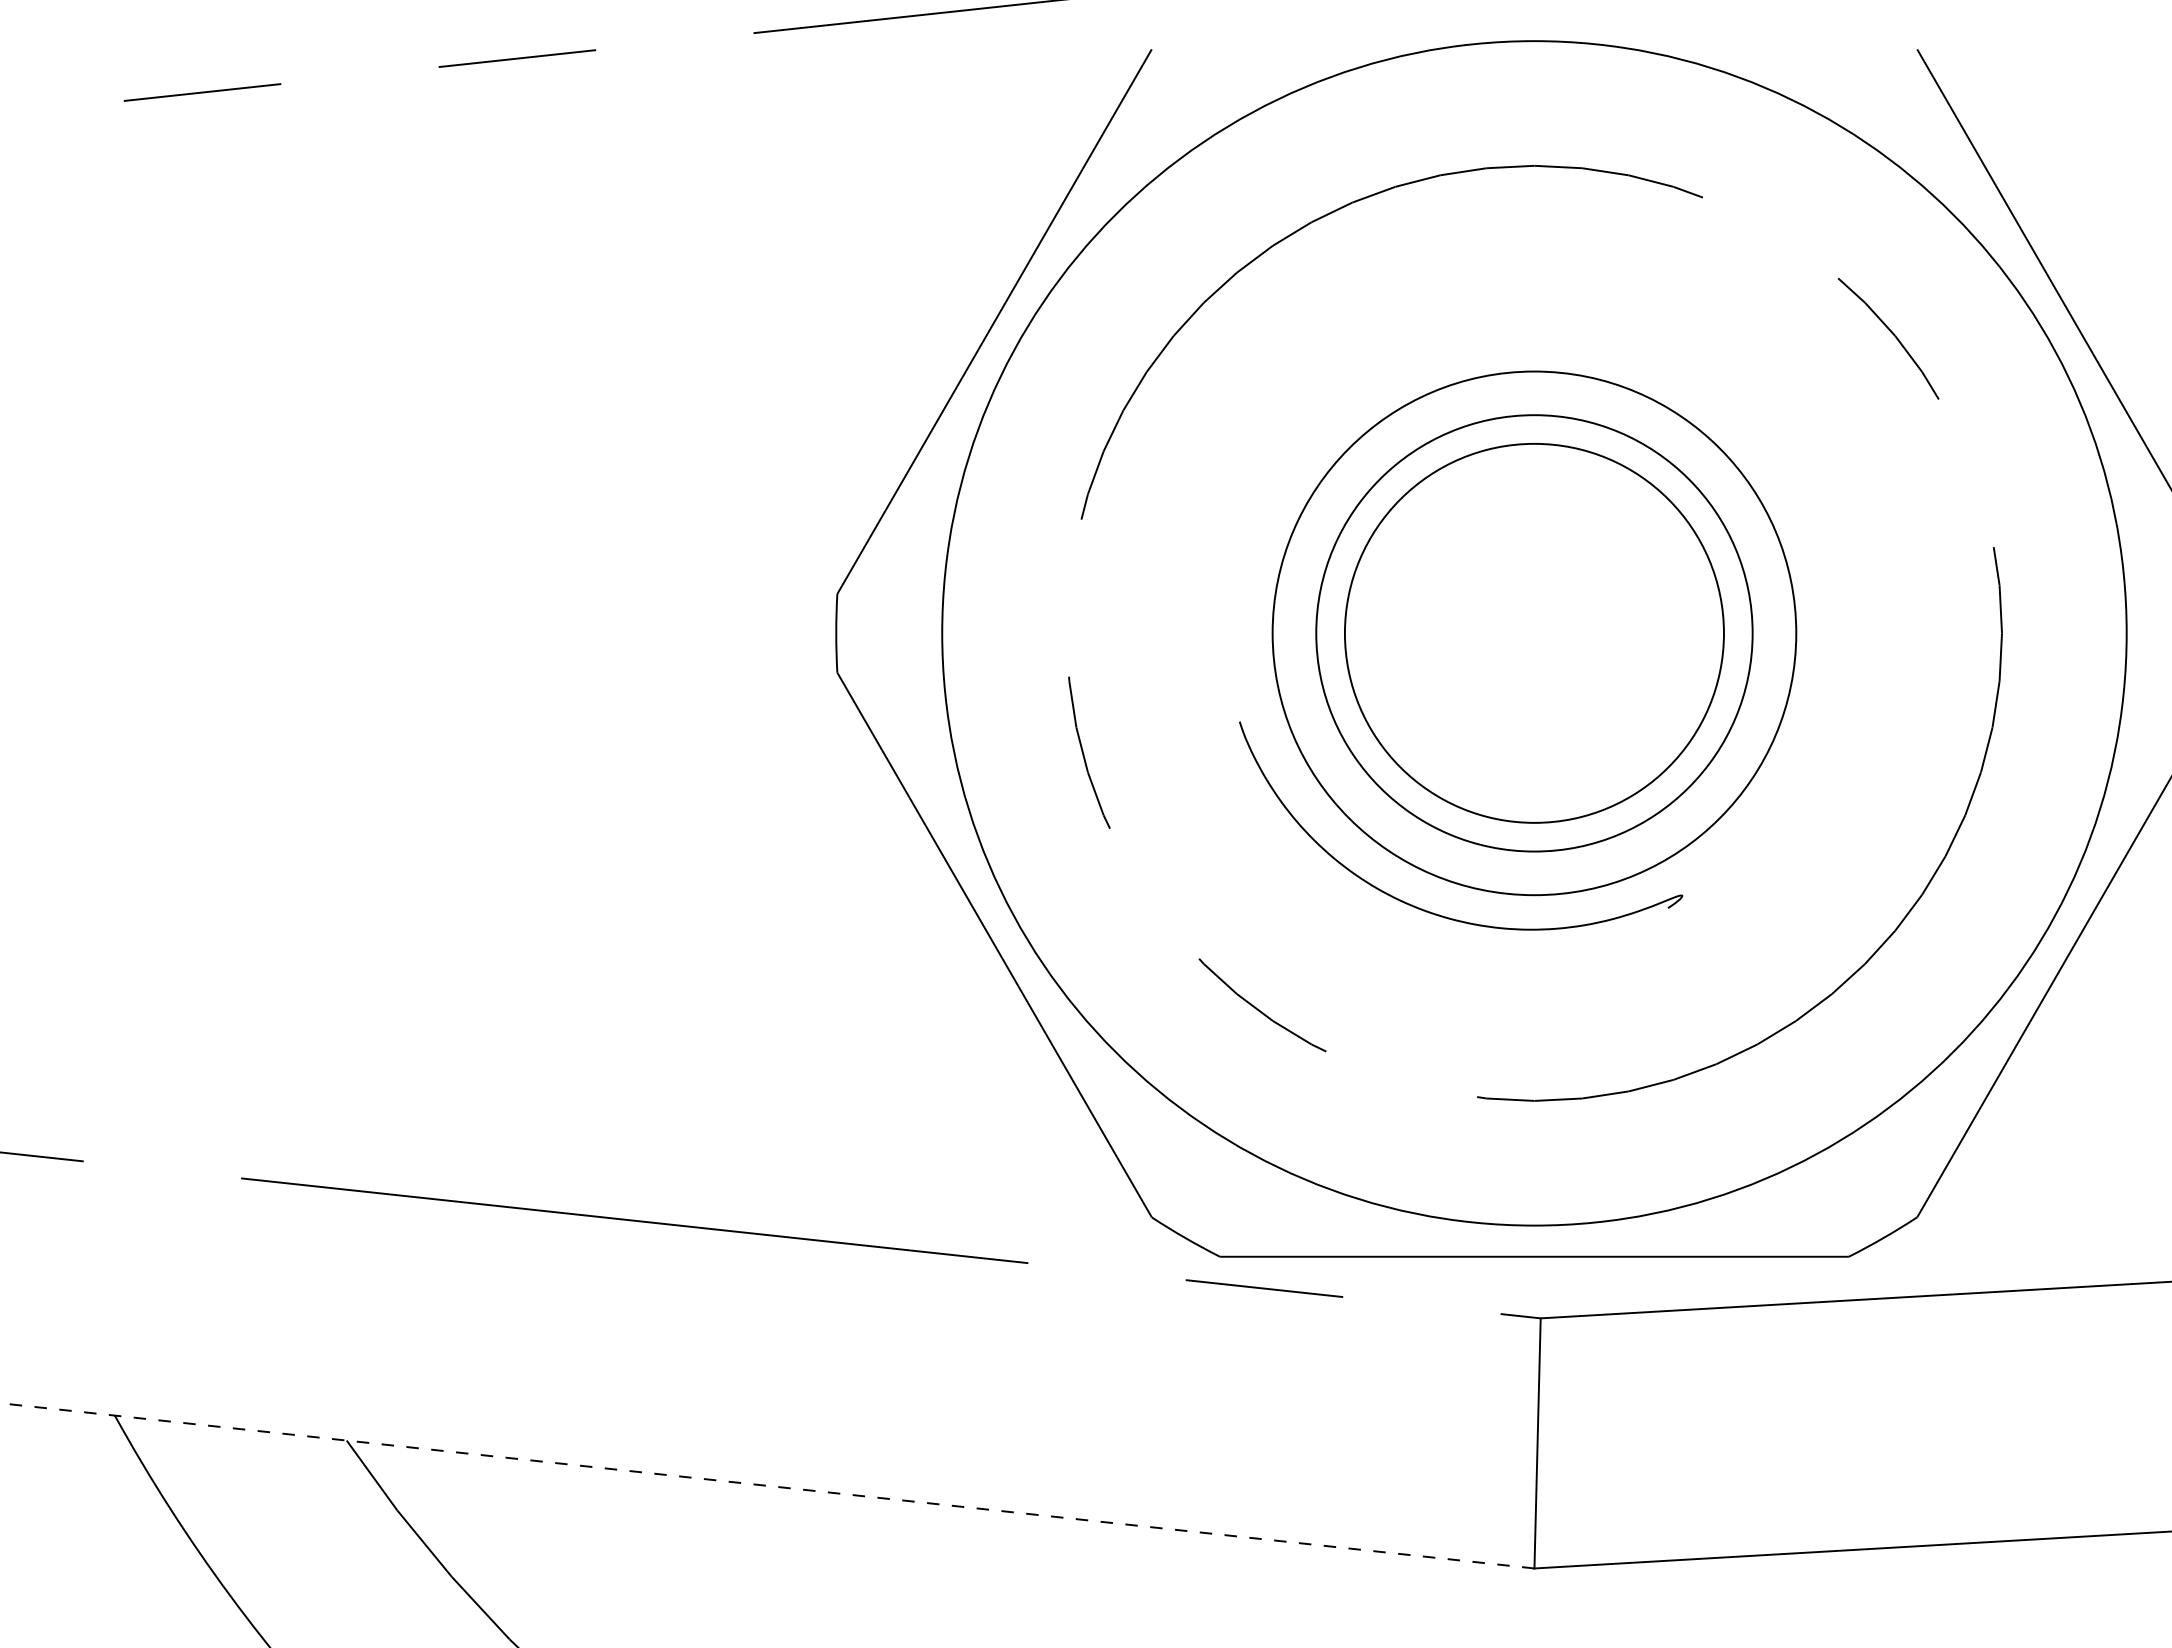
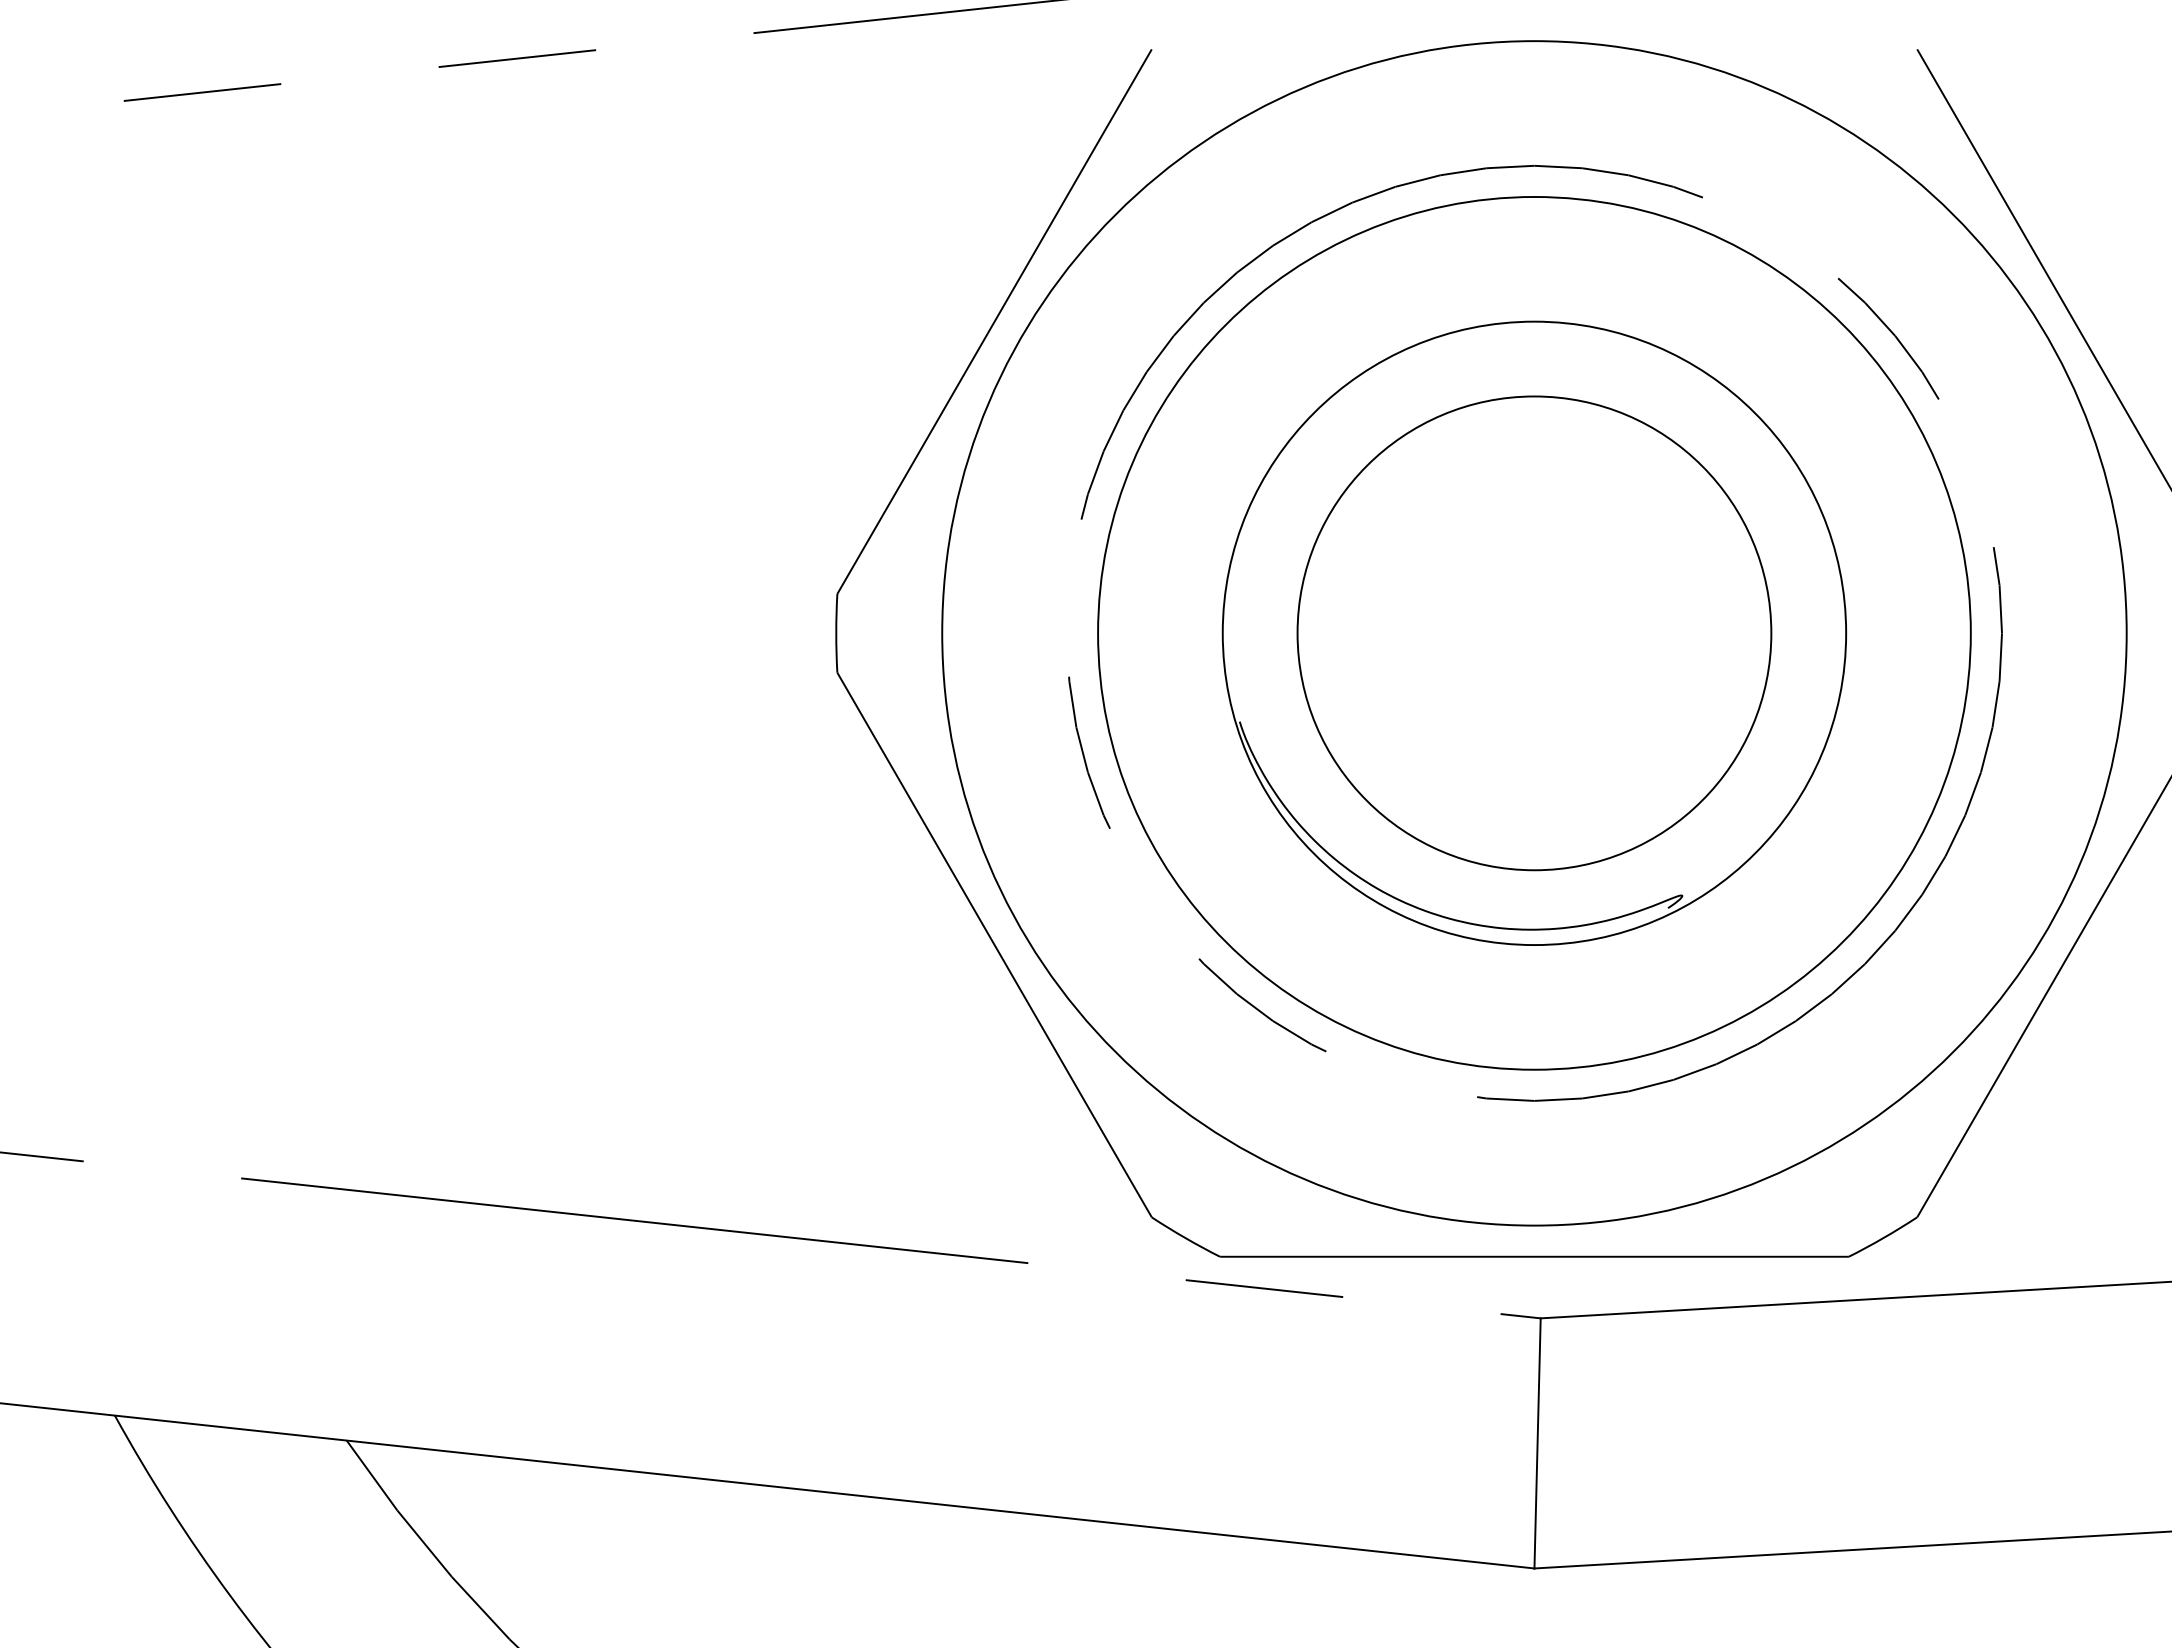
circle diameter: 379 px -> 474 px (1534, 633)
circle diameter: 436 px -> 623 px (1534, 633)
circle diameter: 524 px -> 873 px (1534, 633)
line: dashed -> solid (767, 1485)
